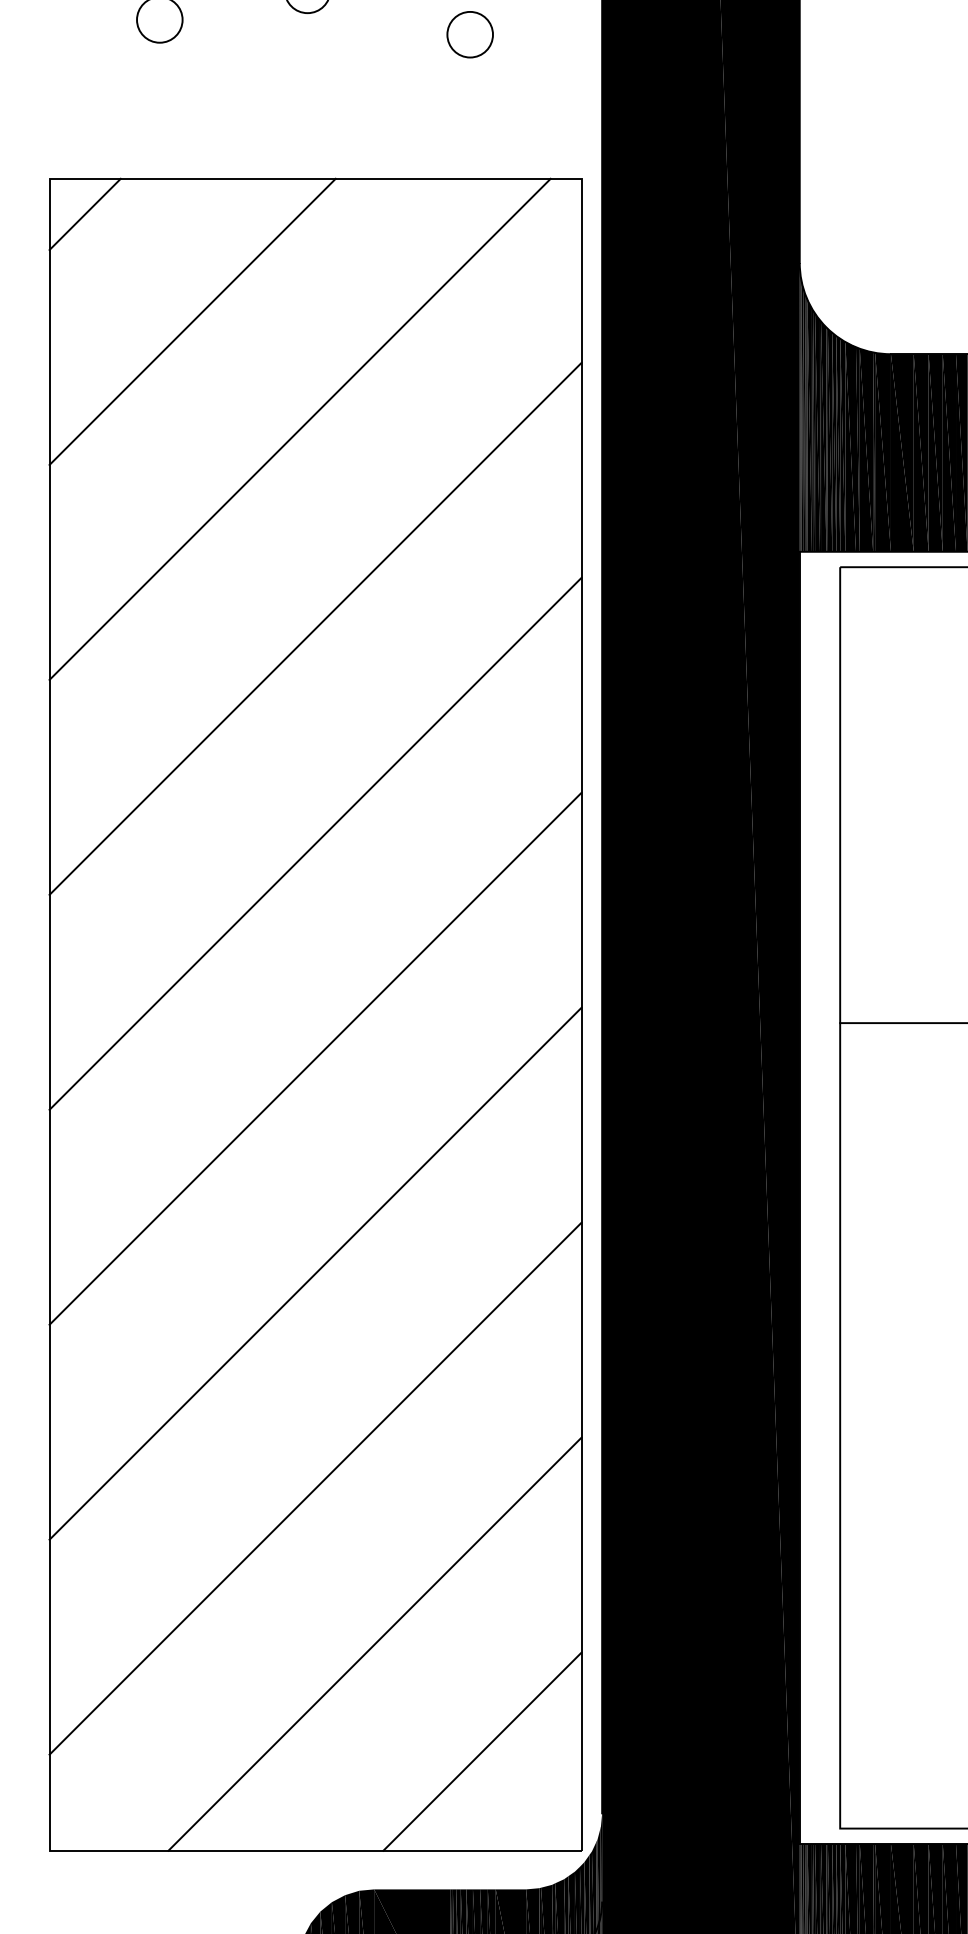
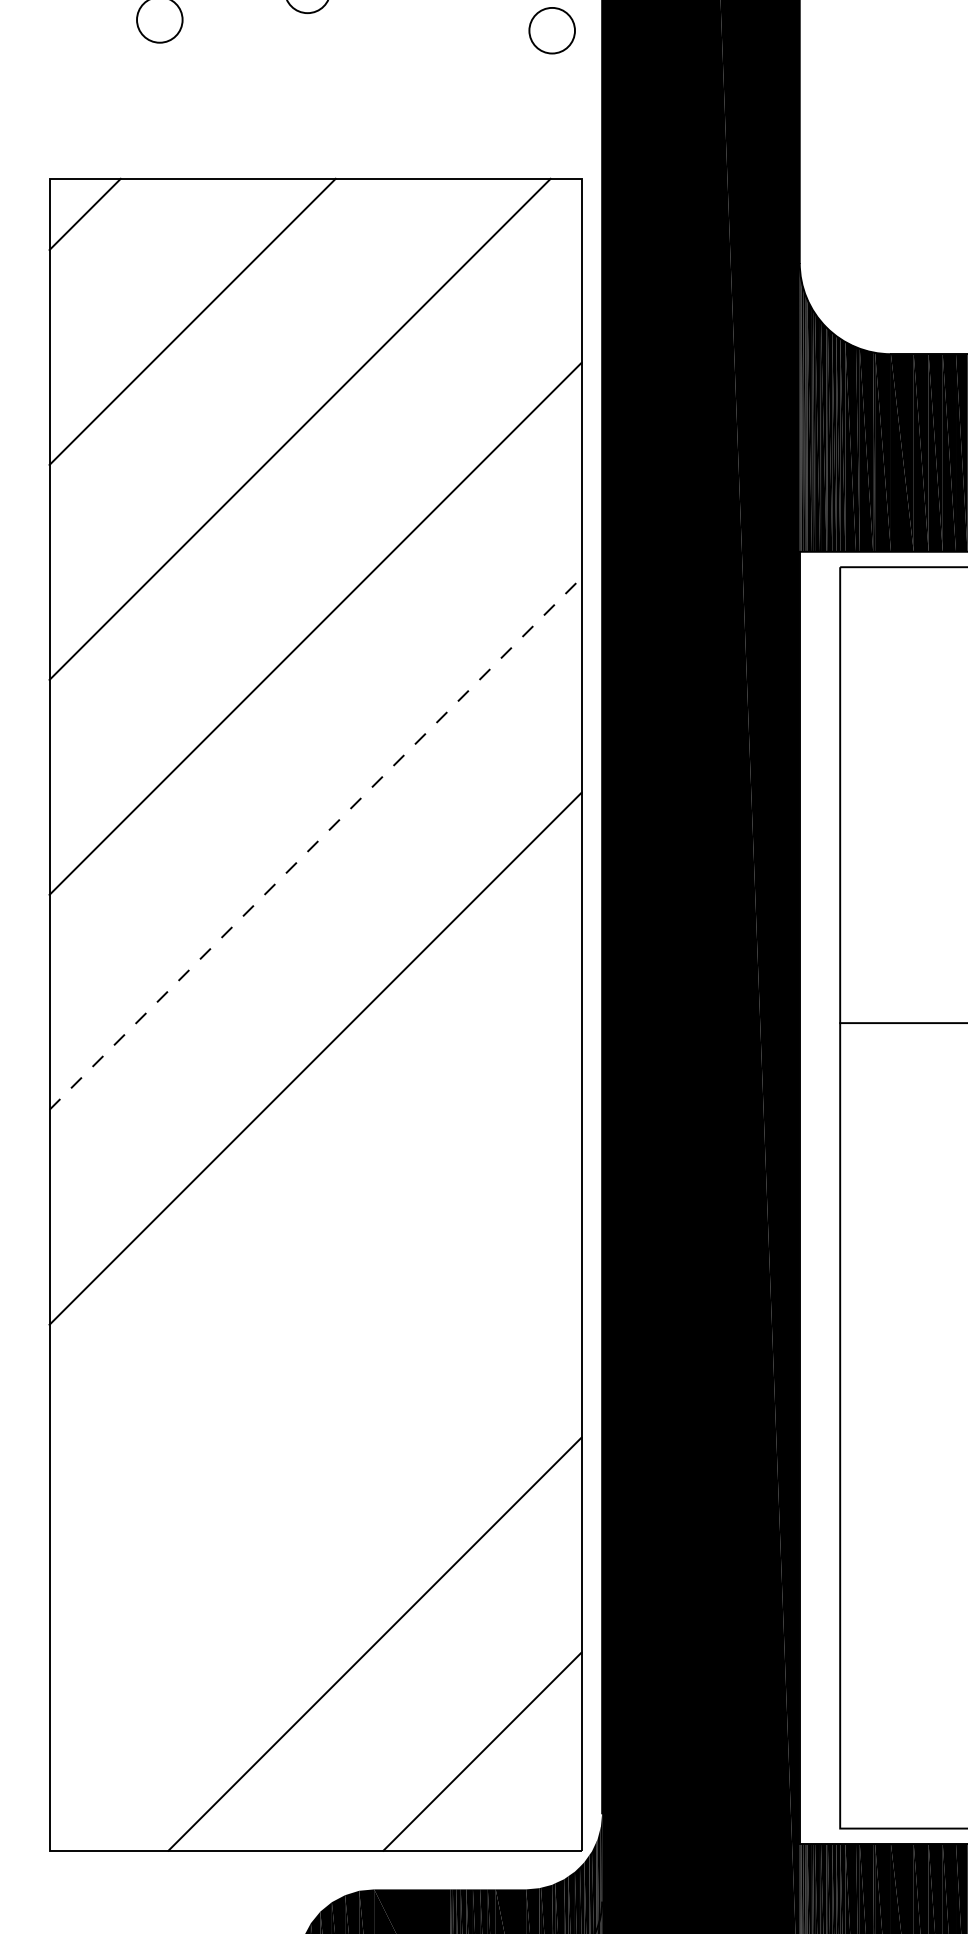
circle position: (469, 34) -> (551, 30) (551, 30)
line: solid -> dashed (315, 843)
line: present -> none (315, 1273)
line: present -> none (315, 1488)
